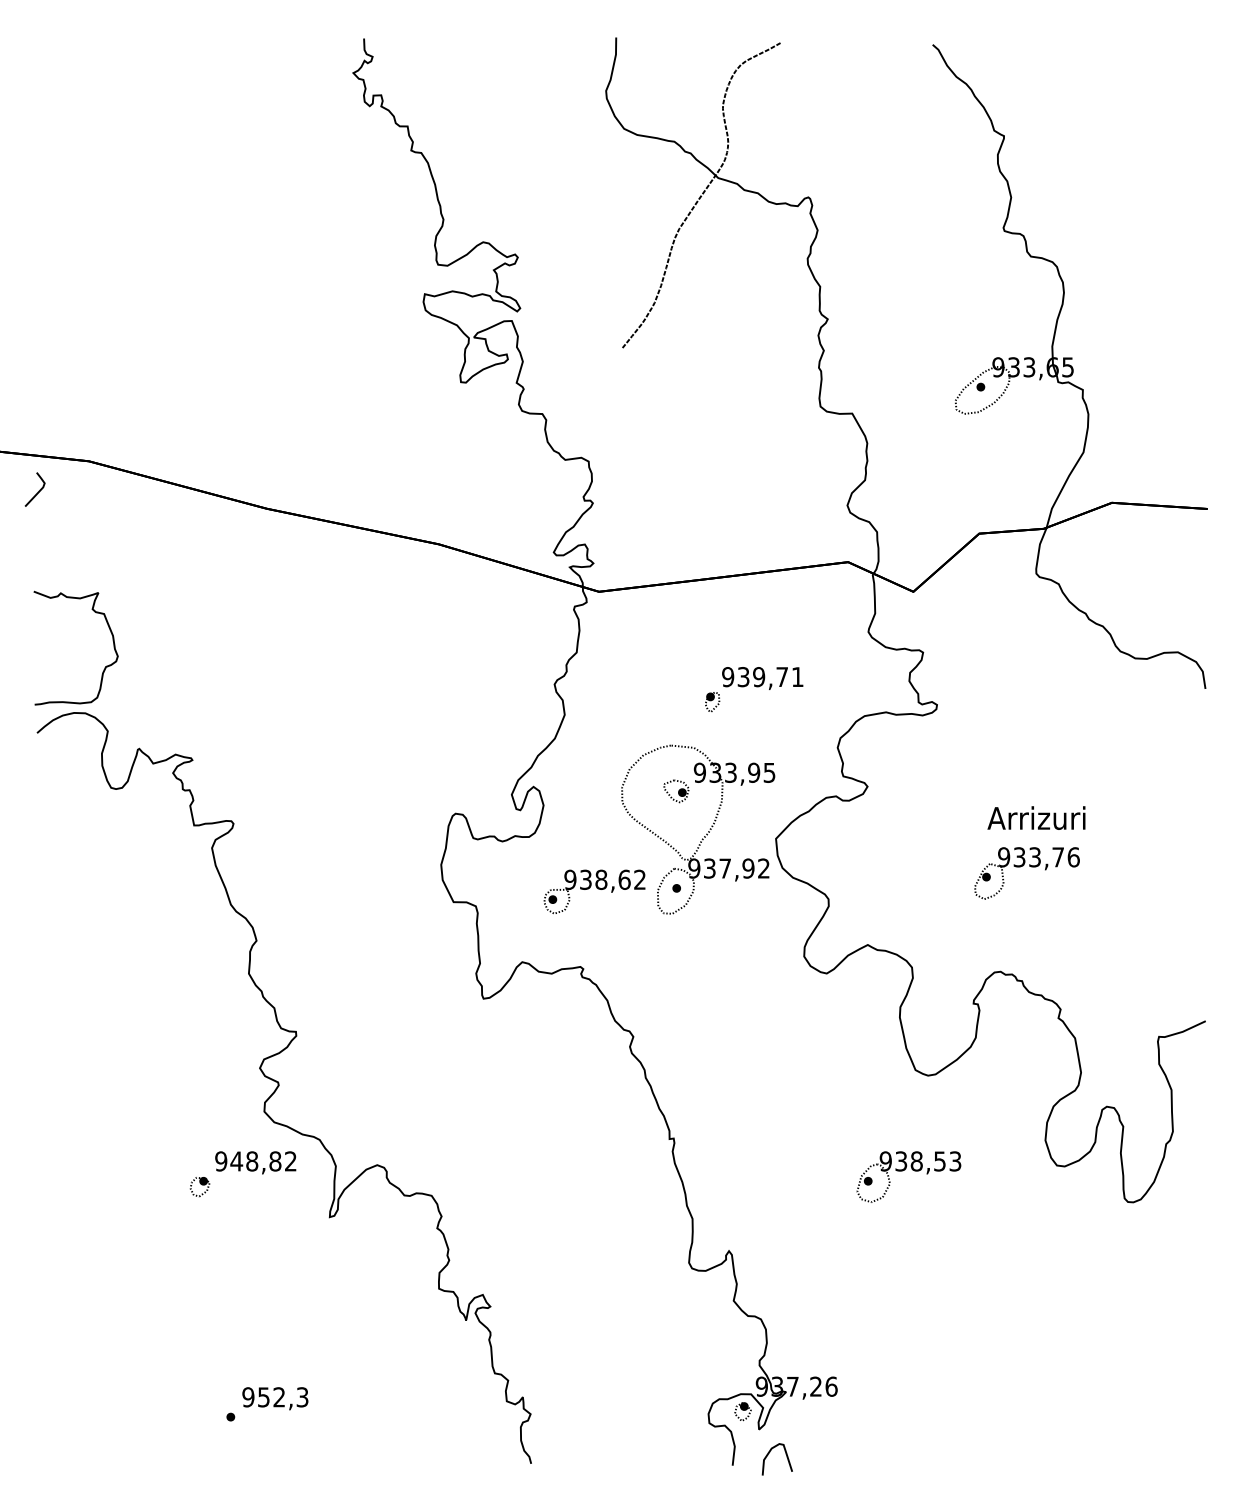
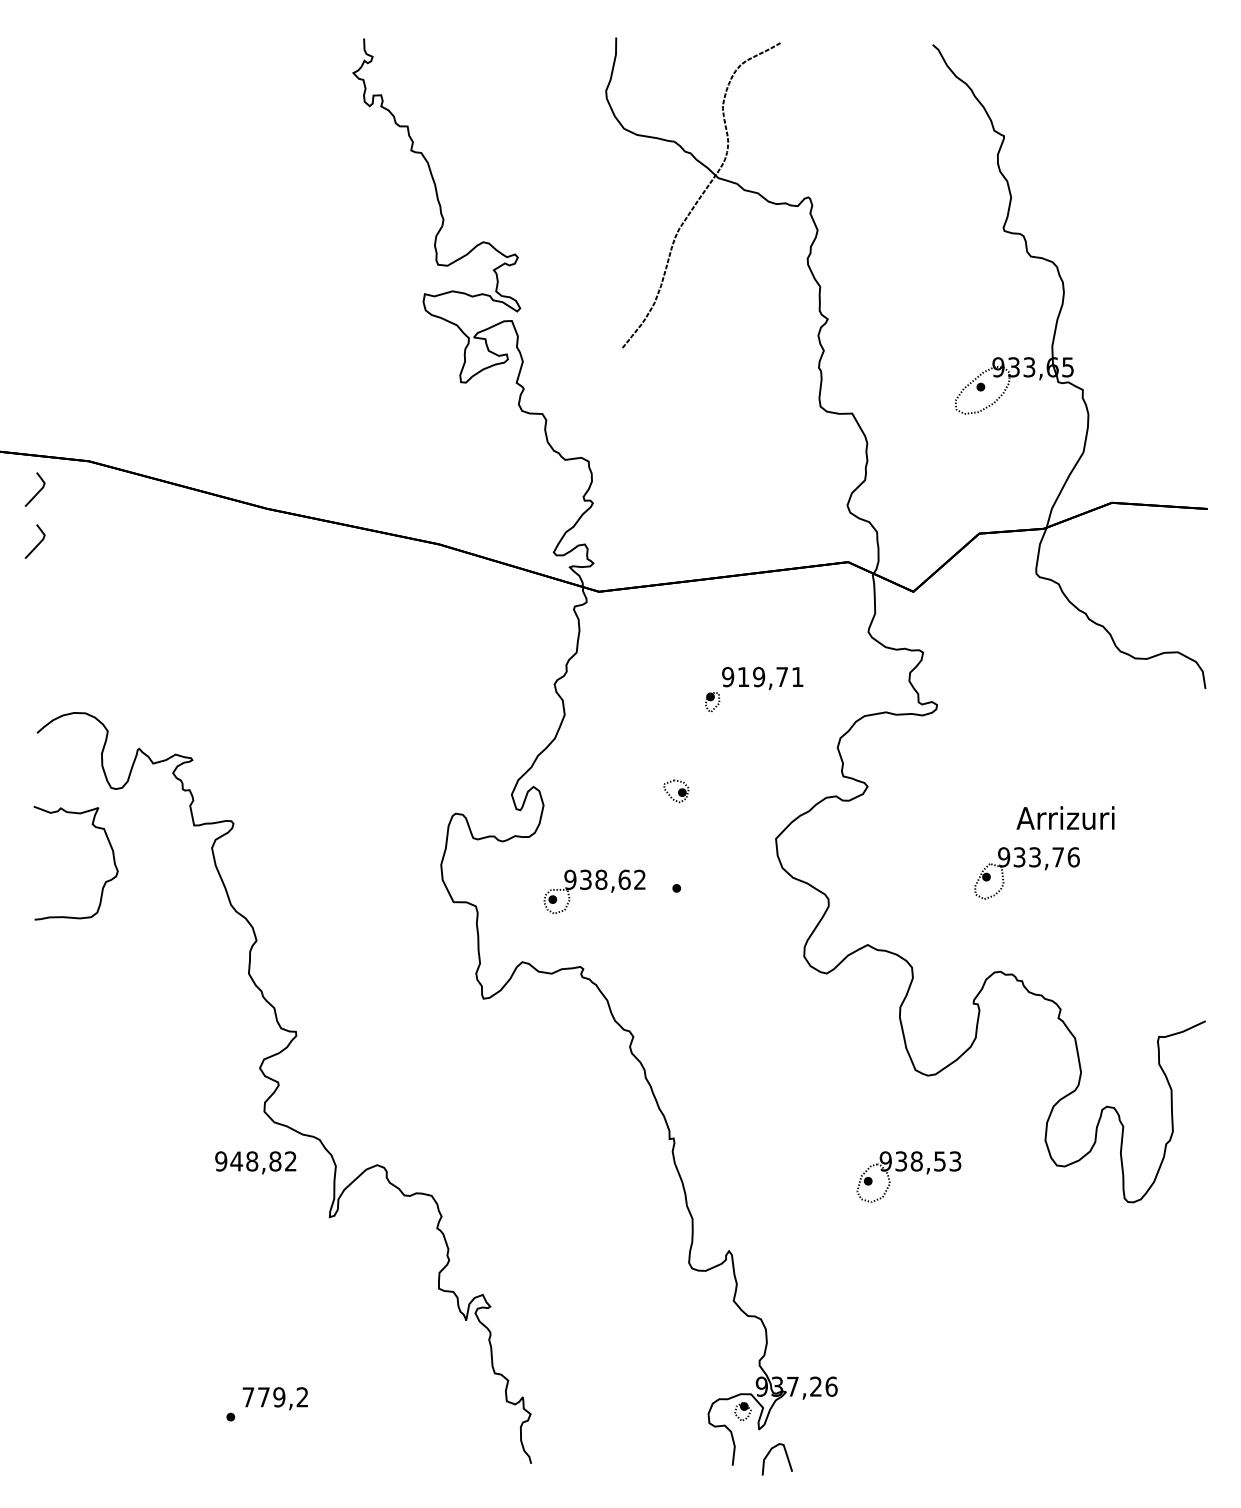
line: none -> present (38, 542)
curve position: (104, 667) -> (104, 882) (104, 882)
text: 939,71 -> 919,71 (743, 677)
text position: (1036, 817) -> (1065, 817) (1065, 817)
part: present -> none (706, 833)
part: present -> none (199, 1187)
text: 952,3 -> 779,2 (275, 1397)
